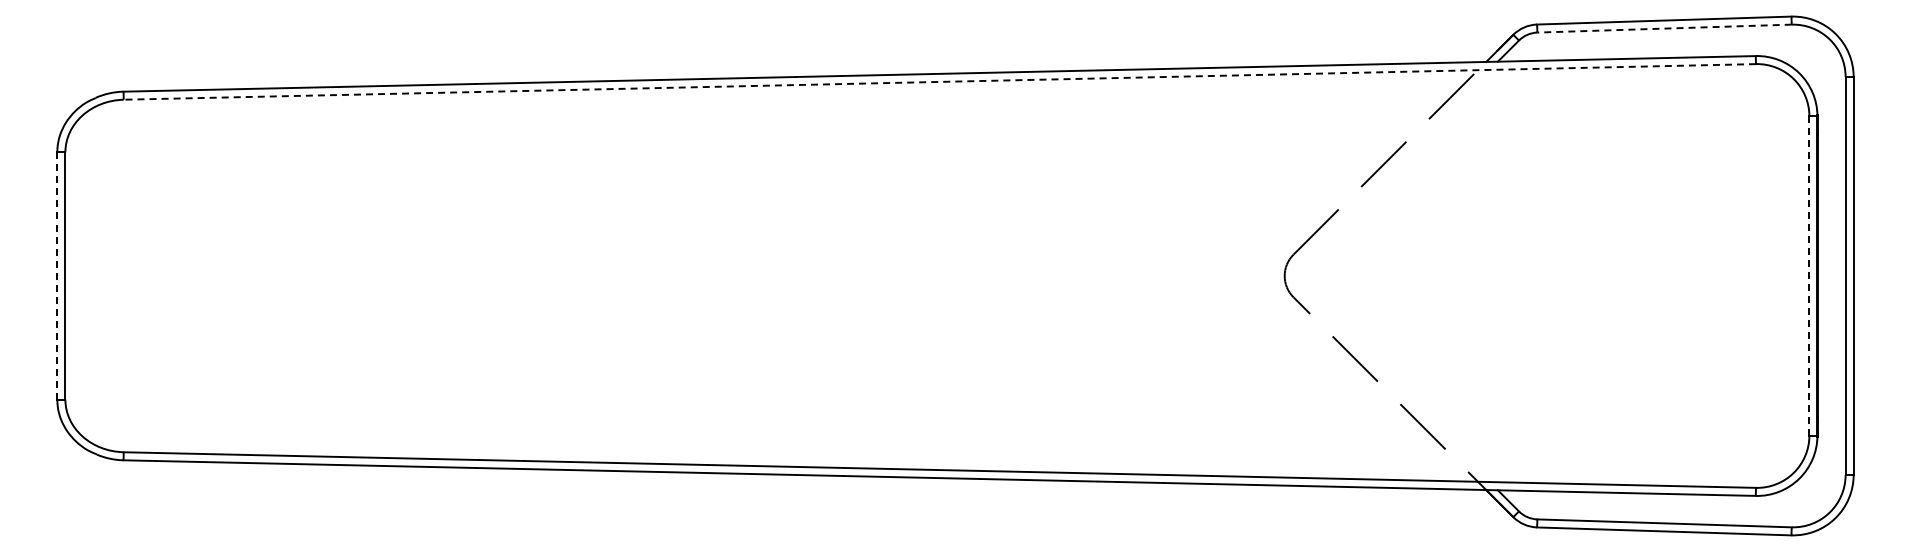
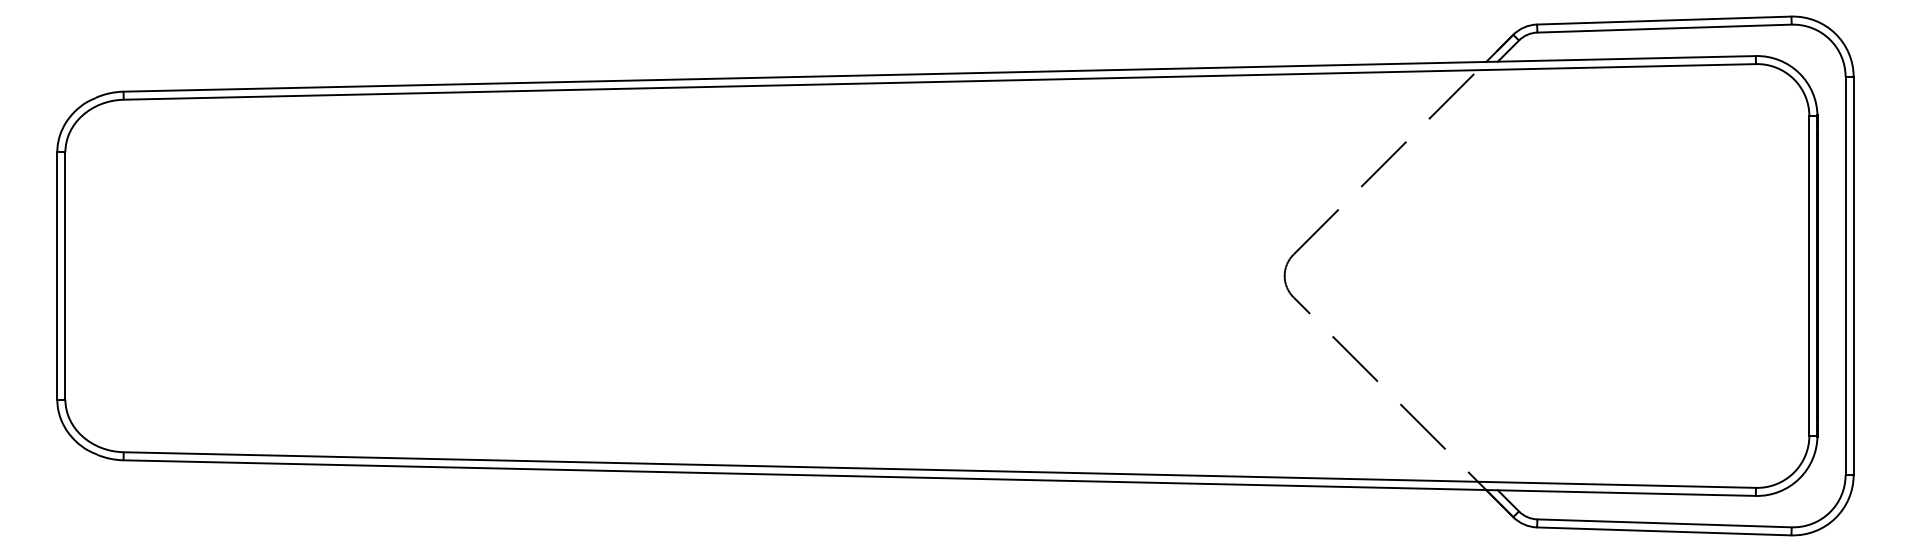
line: dashed -> solid (1664, 28)
line: dashed -> solid (939, 81)
line: dashed -> solid (57, 275)
line: dashed -> solid (1809, 275)
